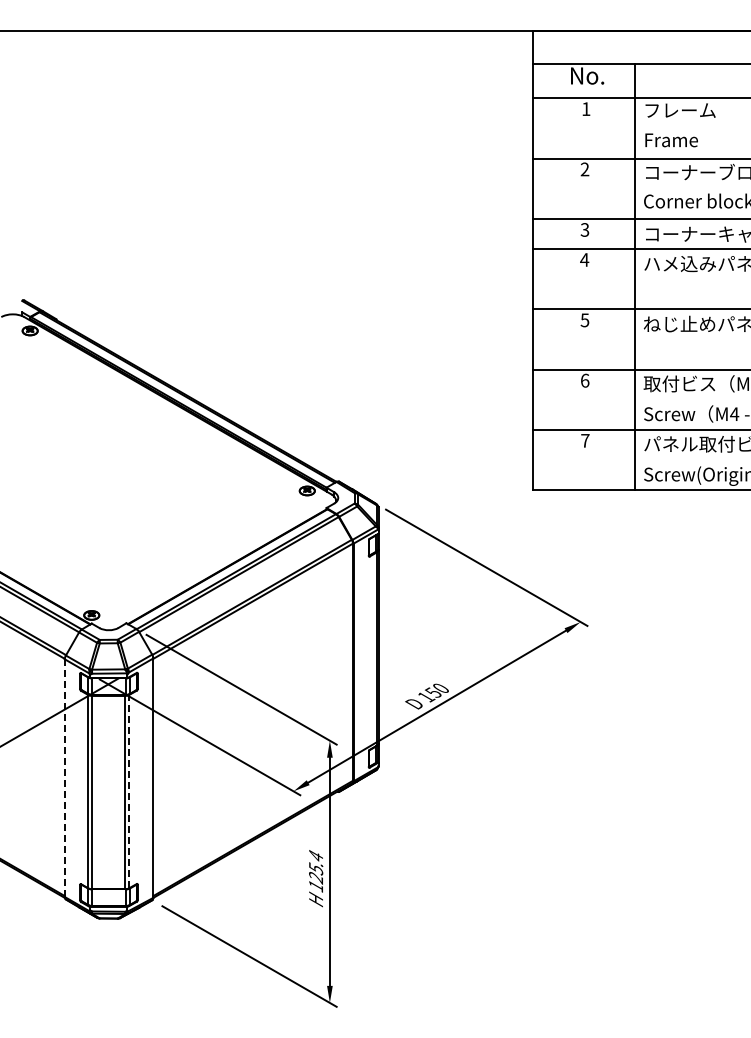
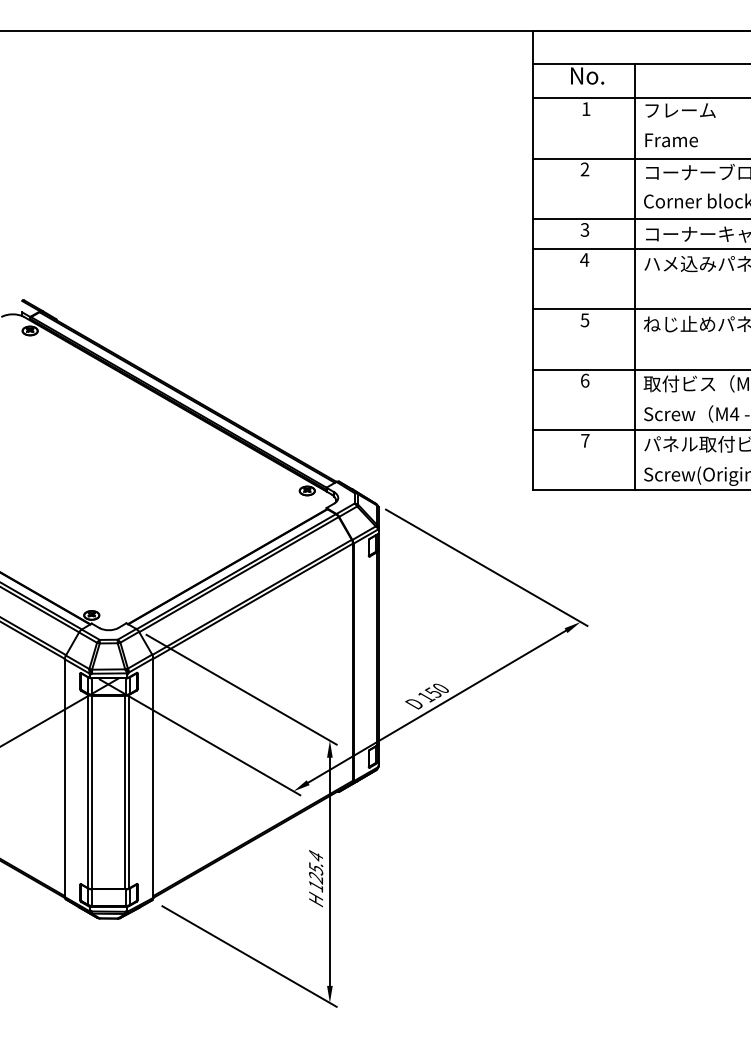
line: dashed -> solid (64, 778)
line: dashed -> solid (129, 791)
